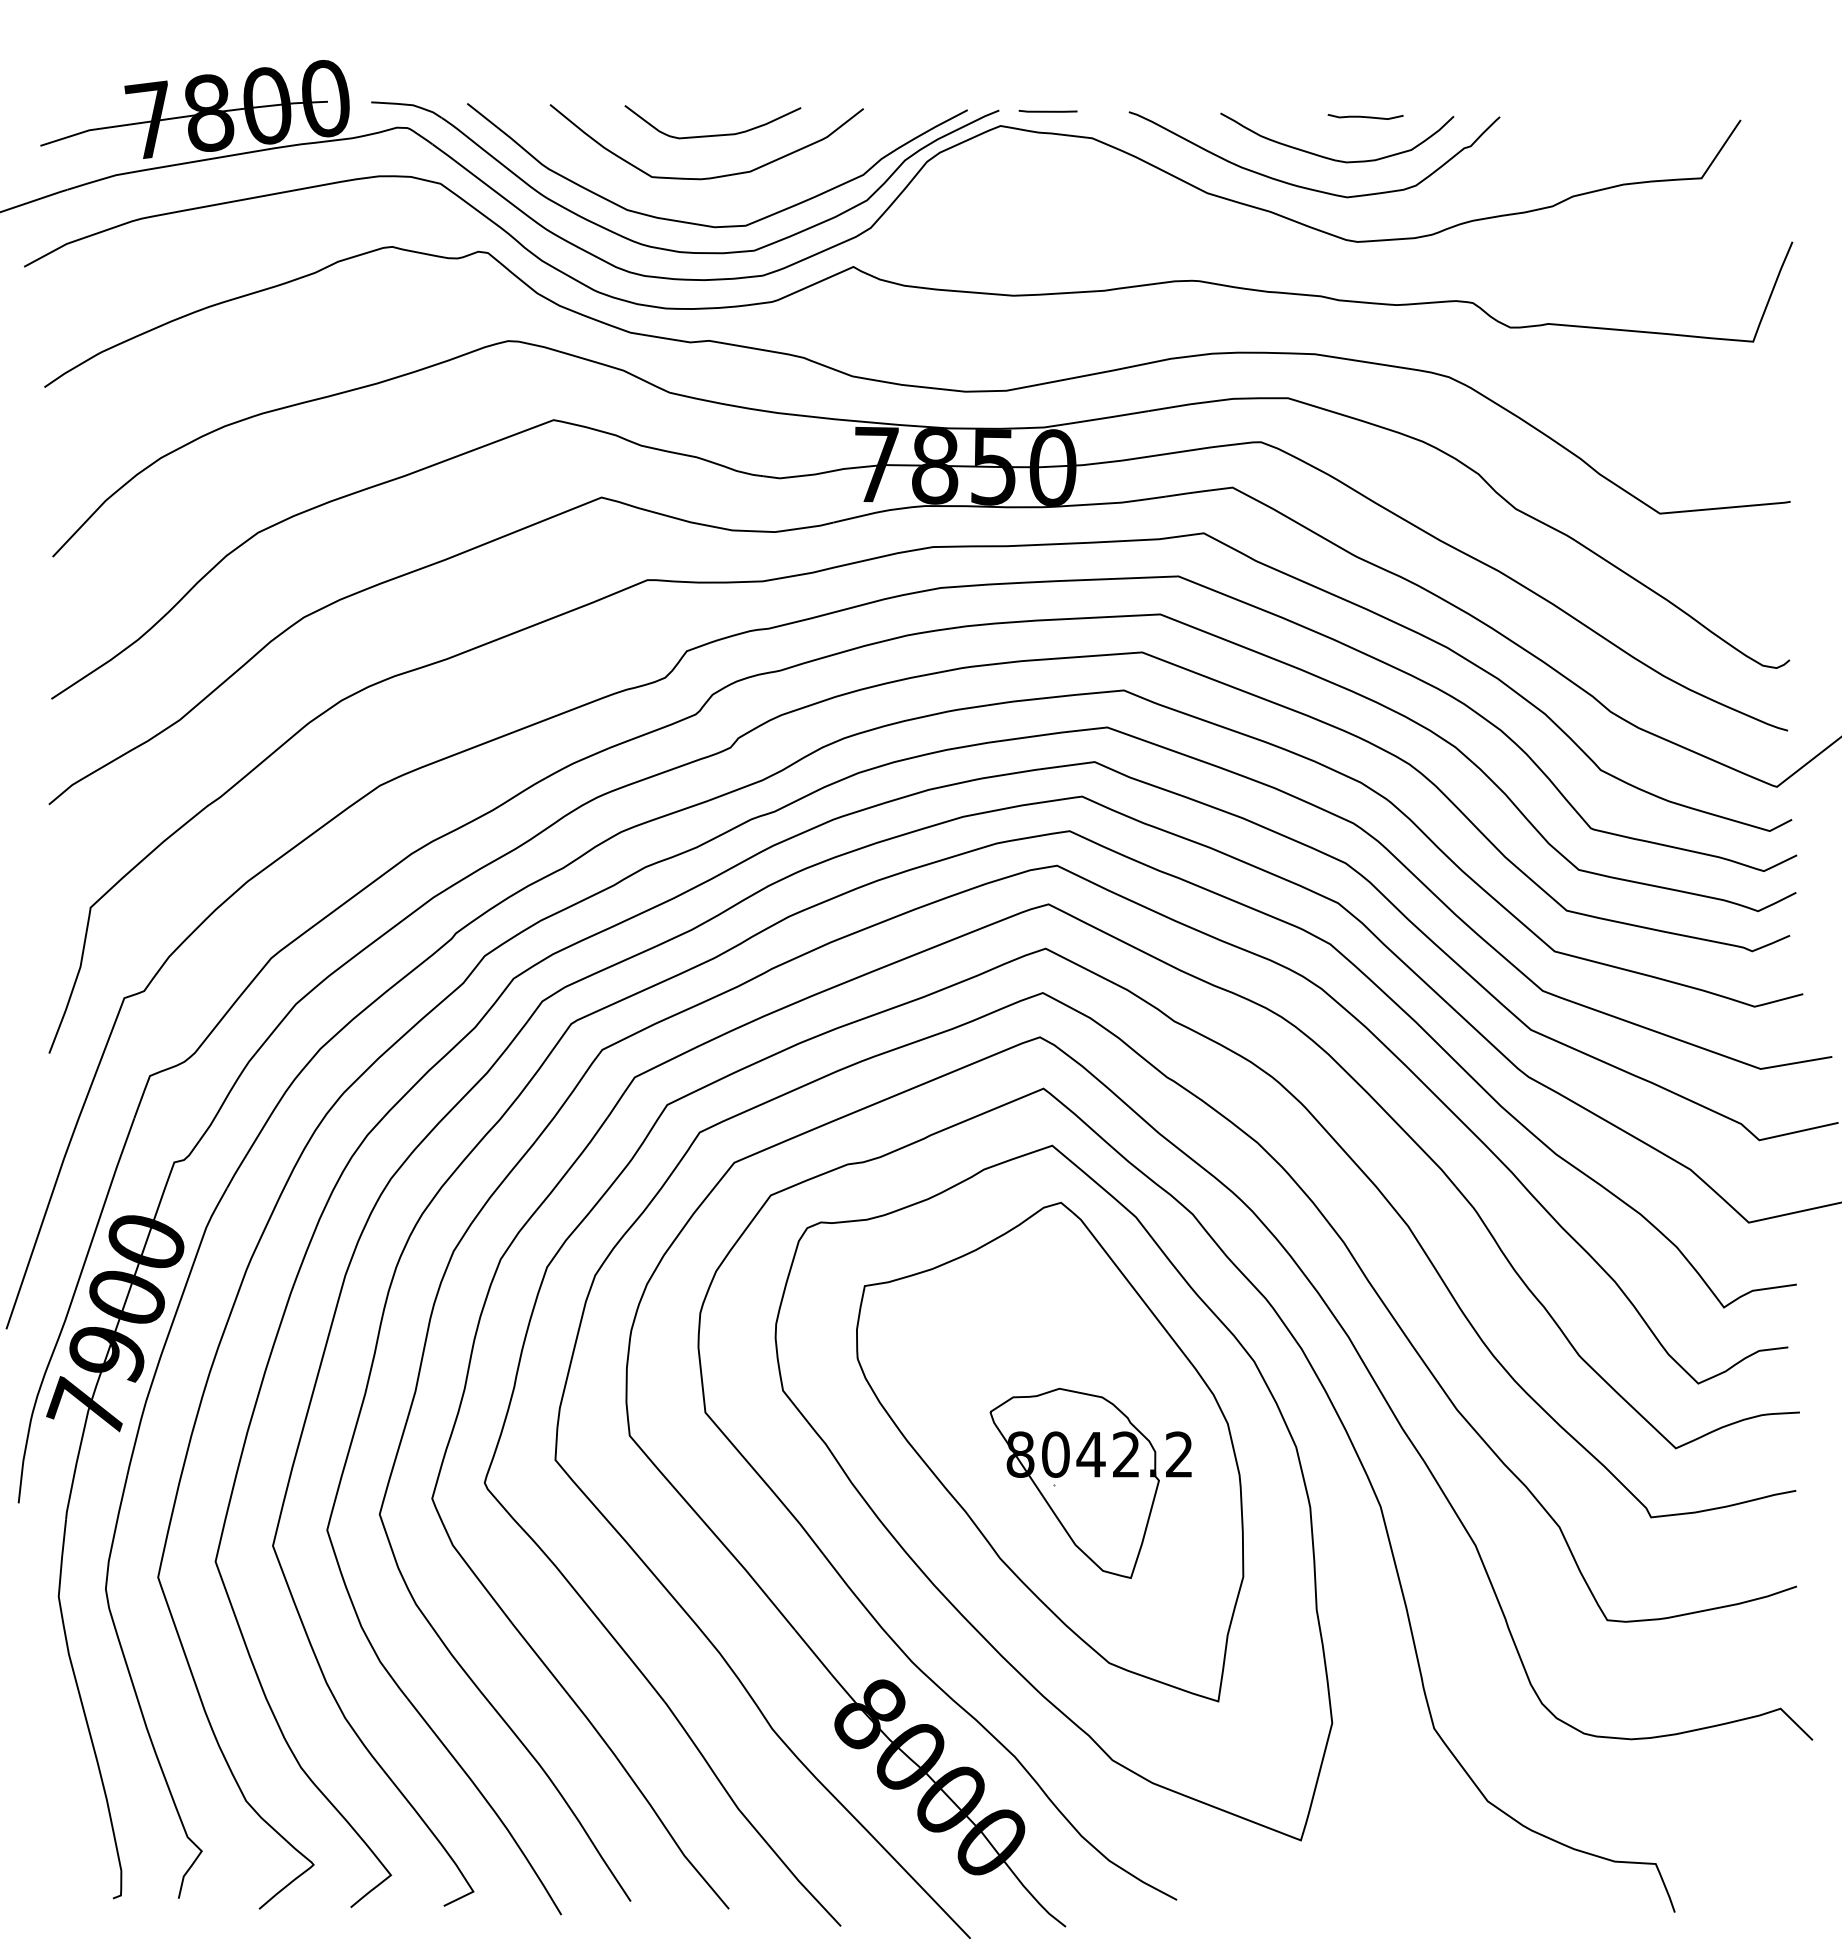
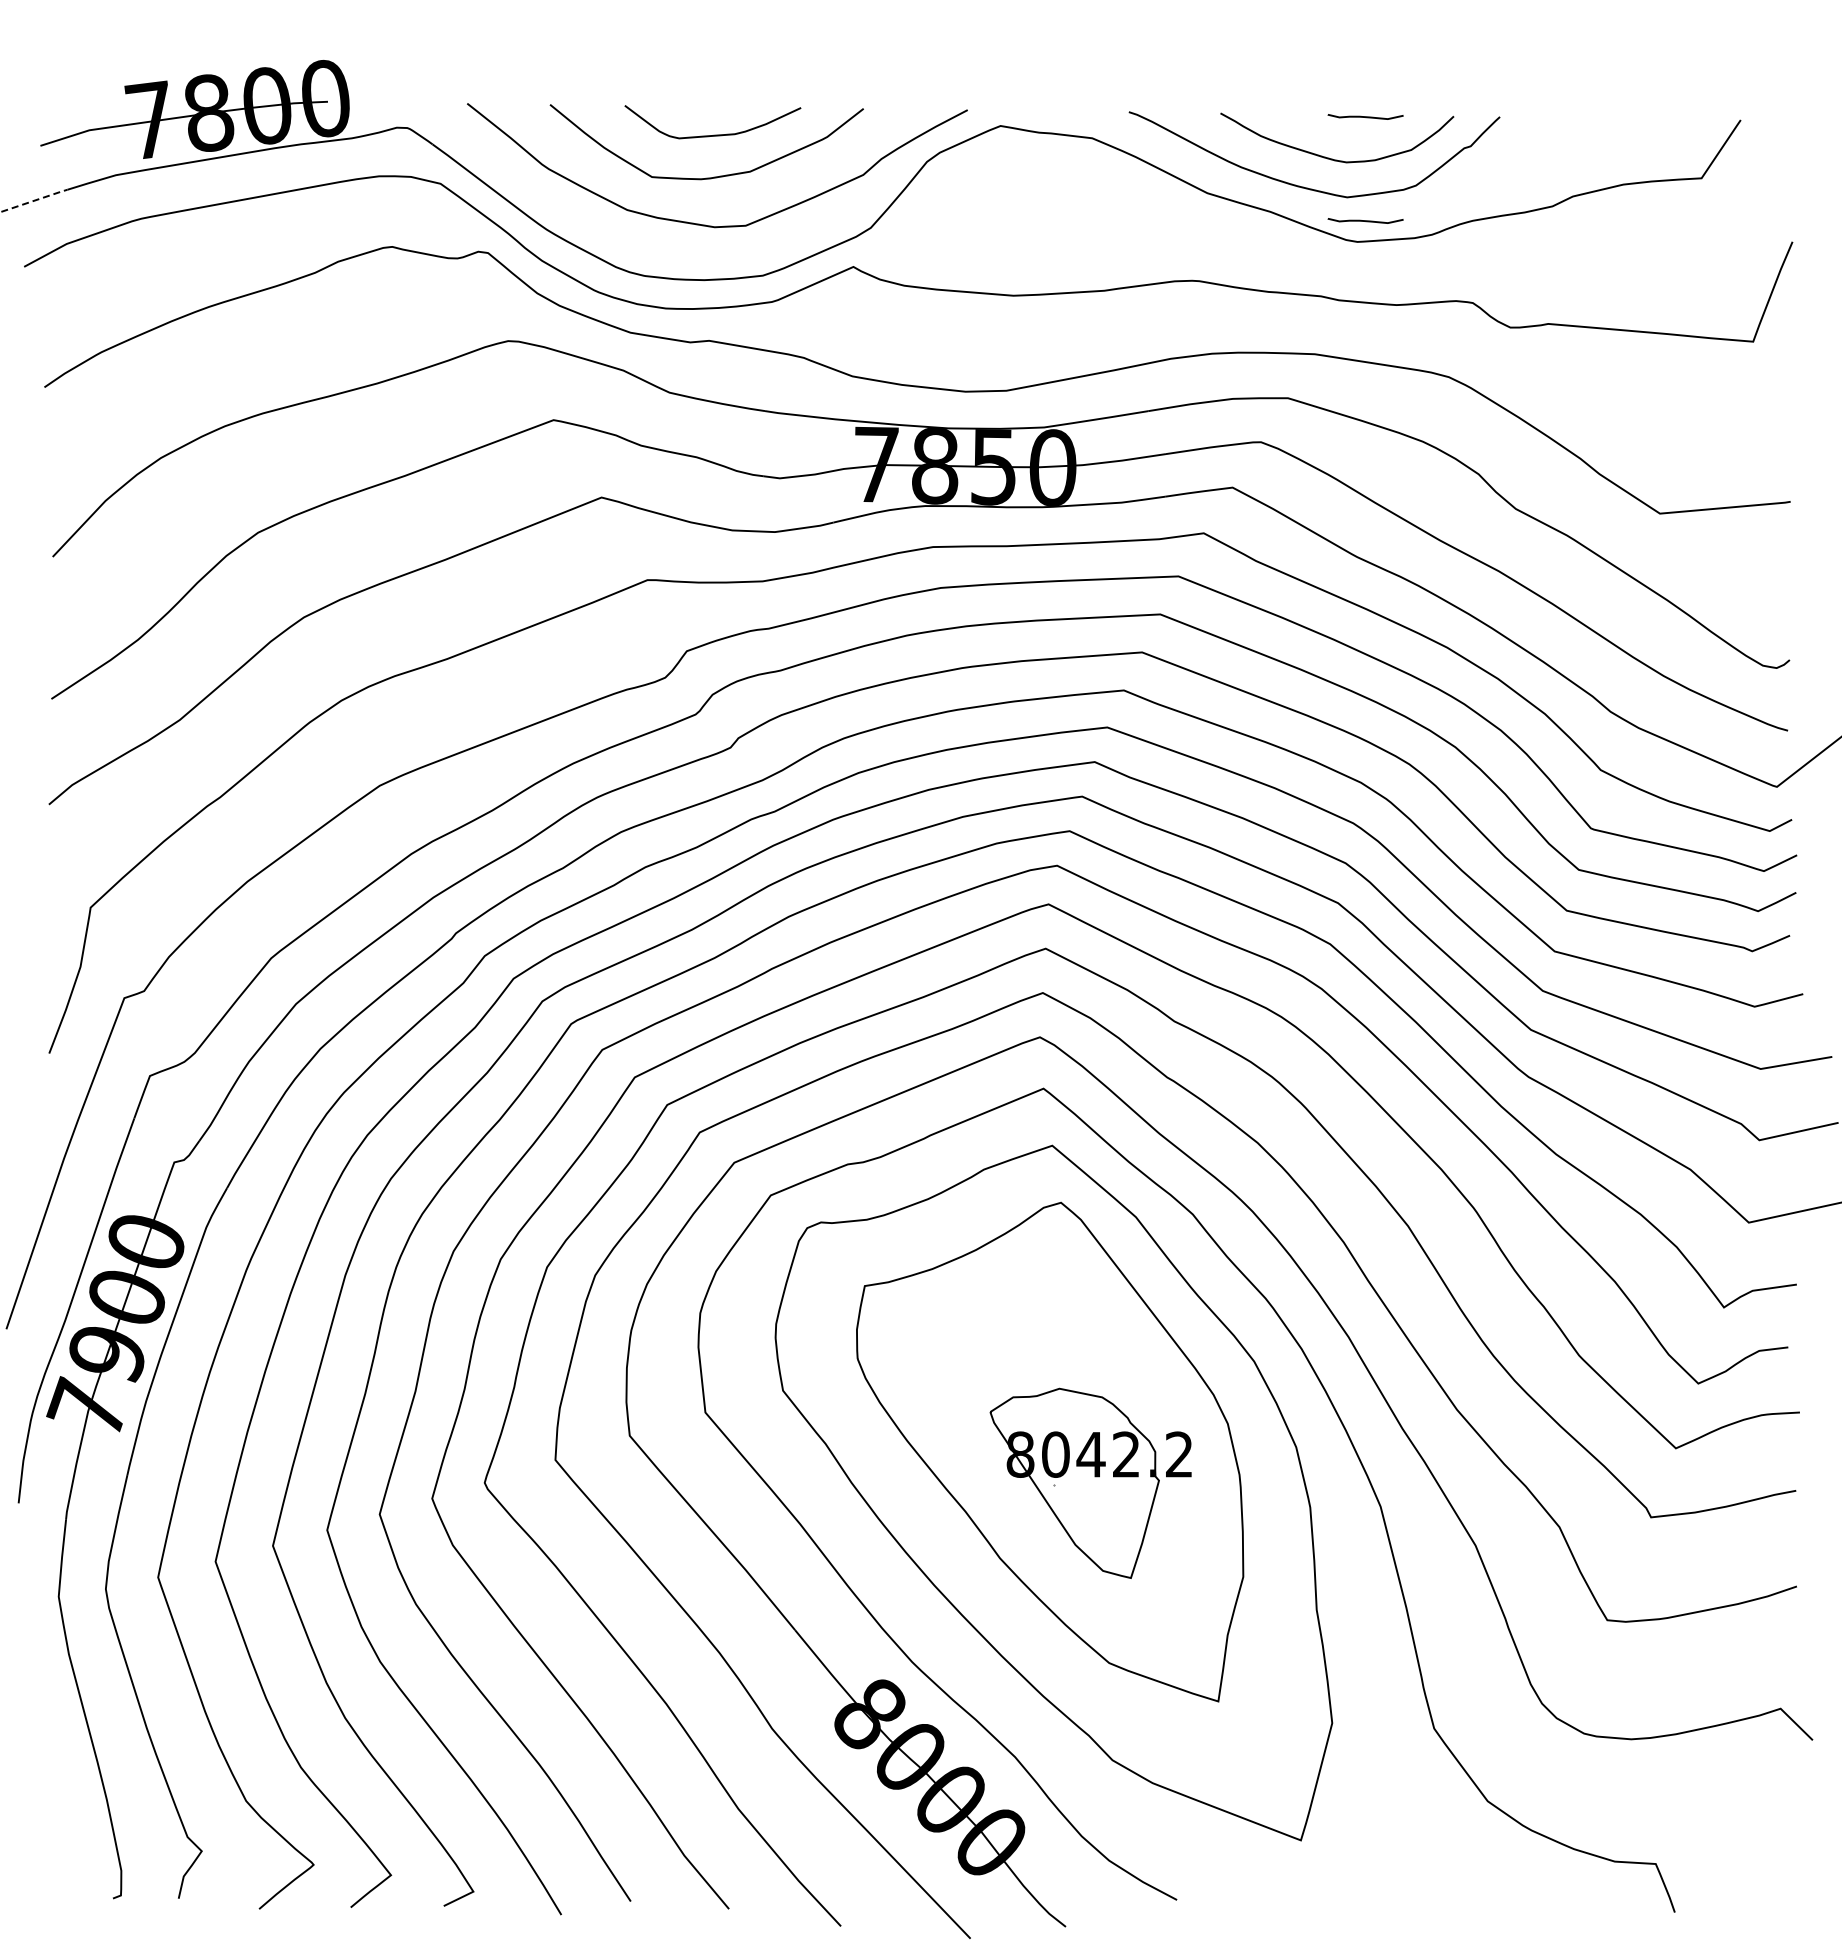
line: present -> none (1047, 110)
line: solid -> dashed (34, 200)
curve: none -> present (1365, 220)
part: present -> none (672, 249)
